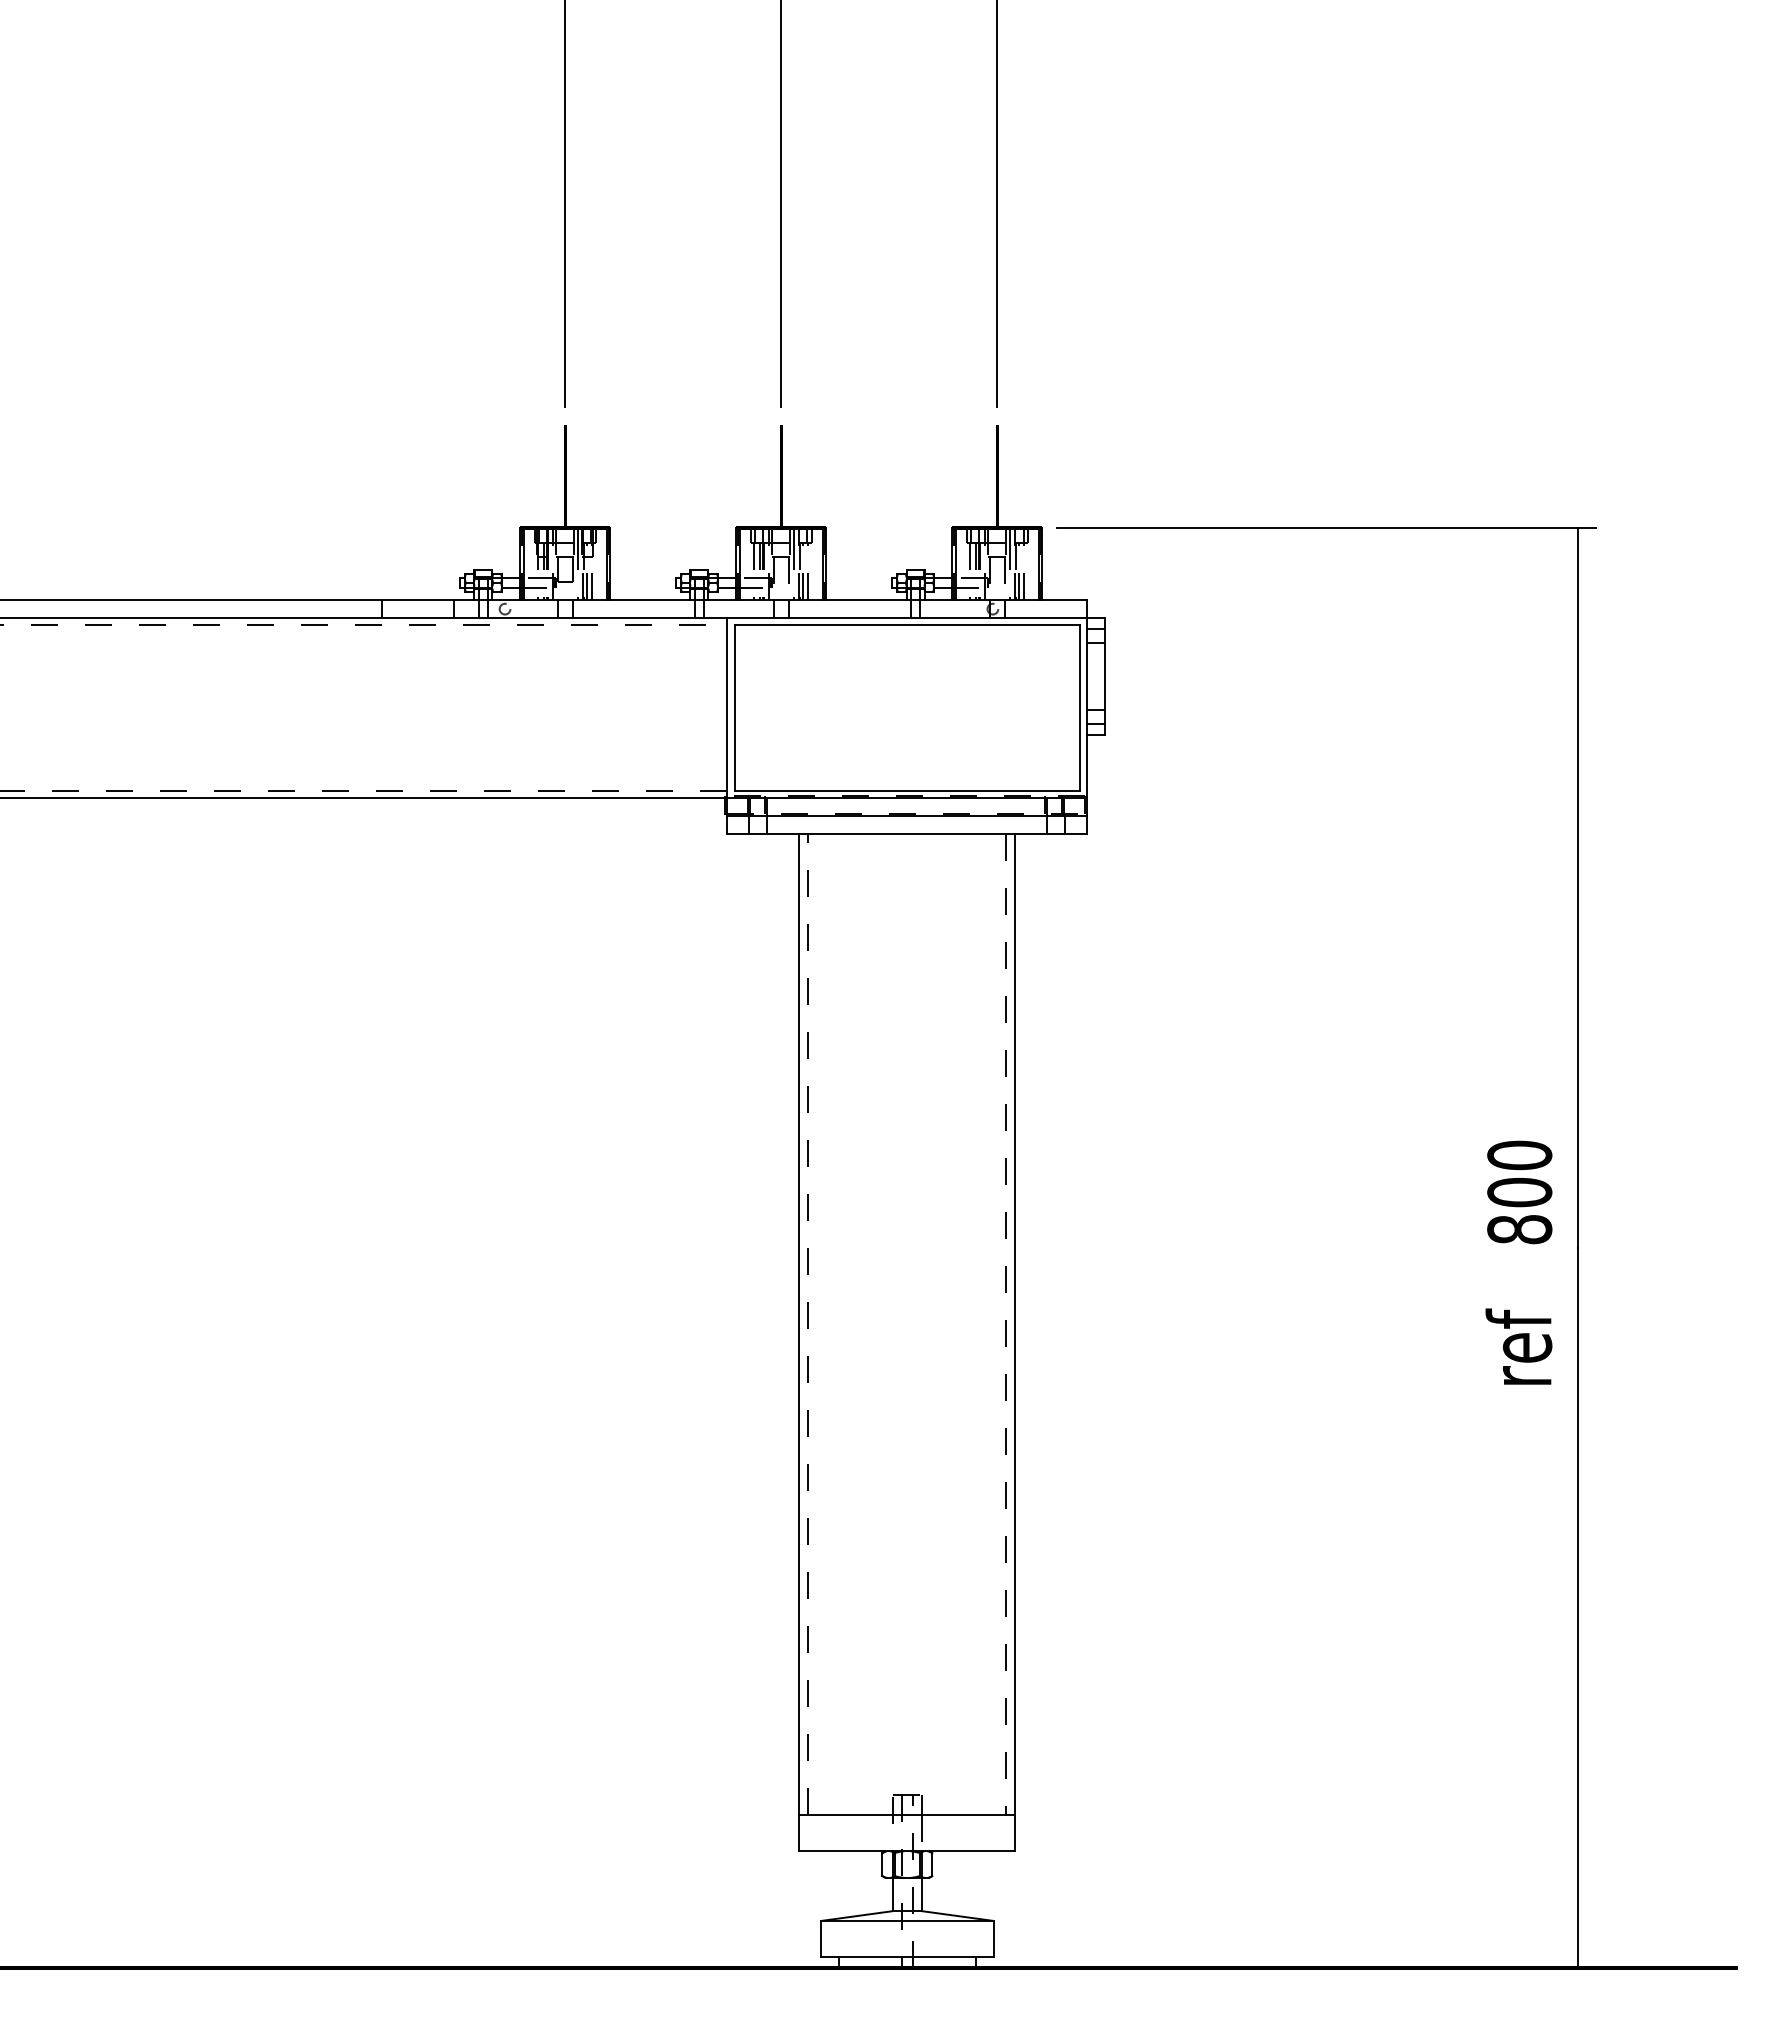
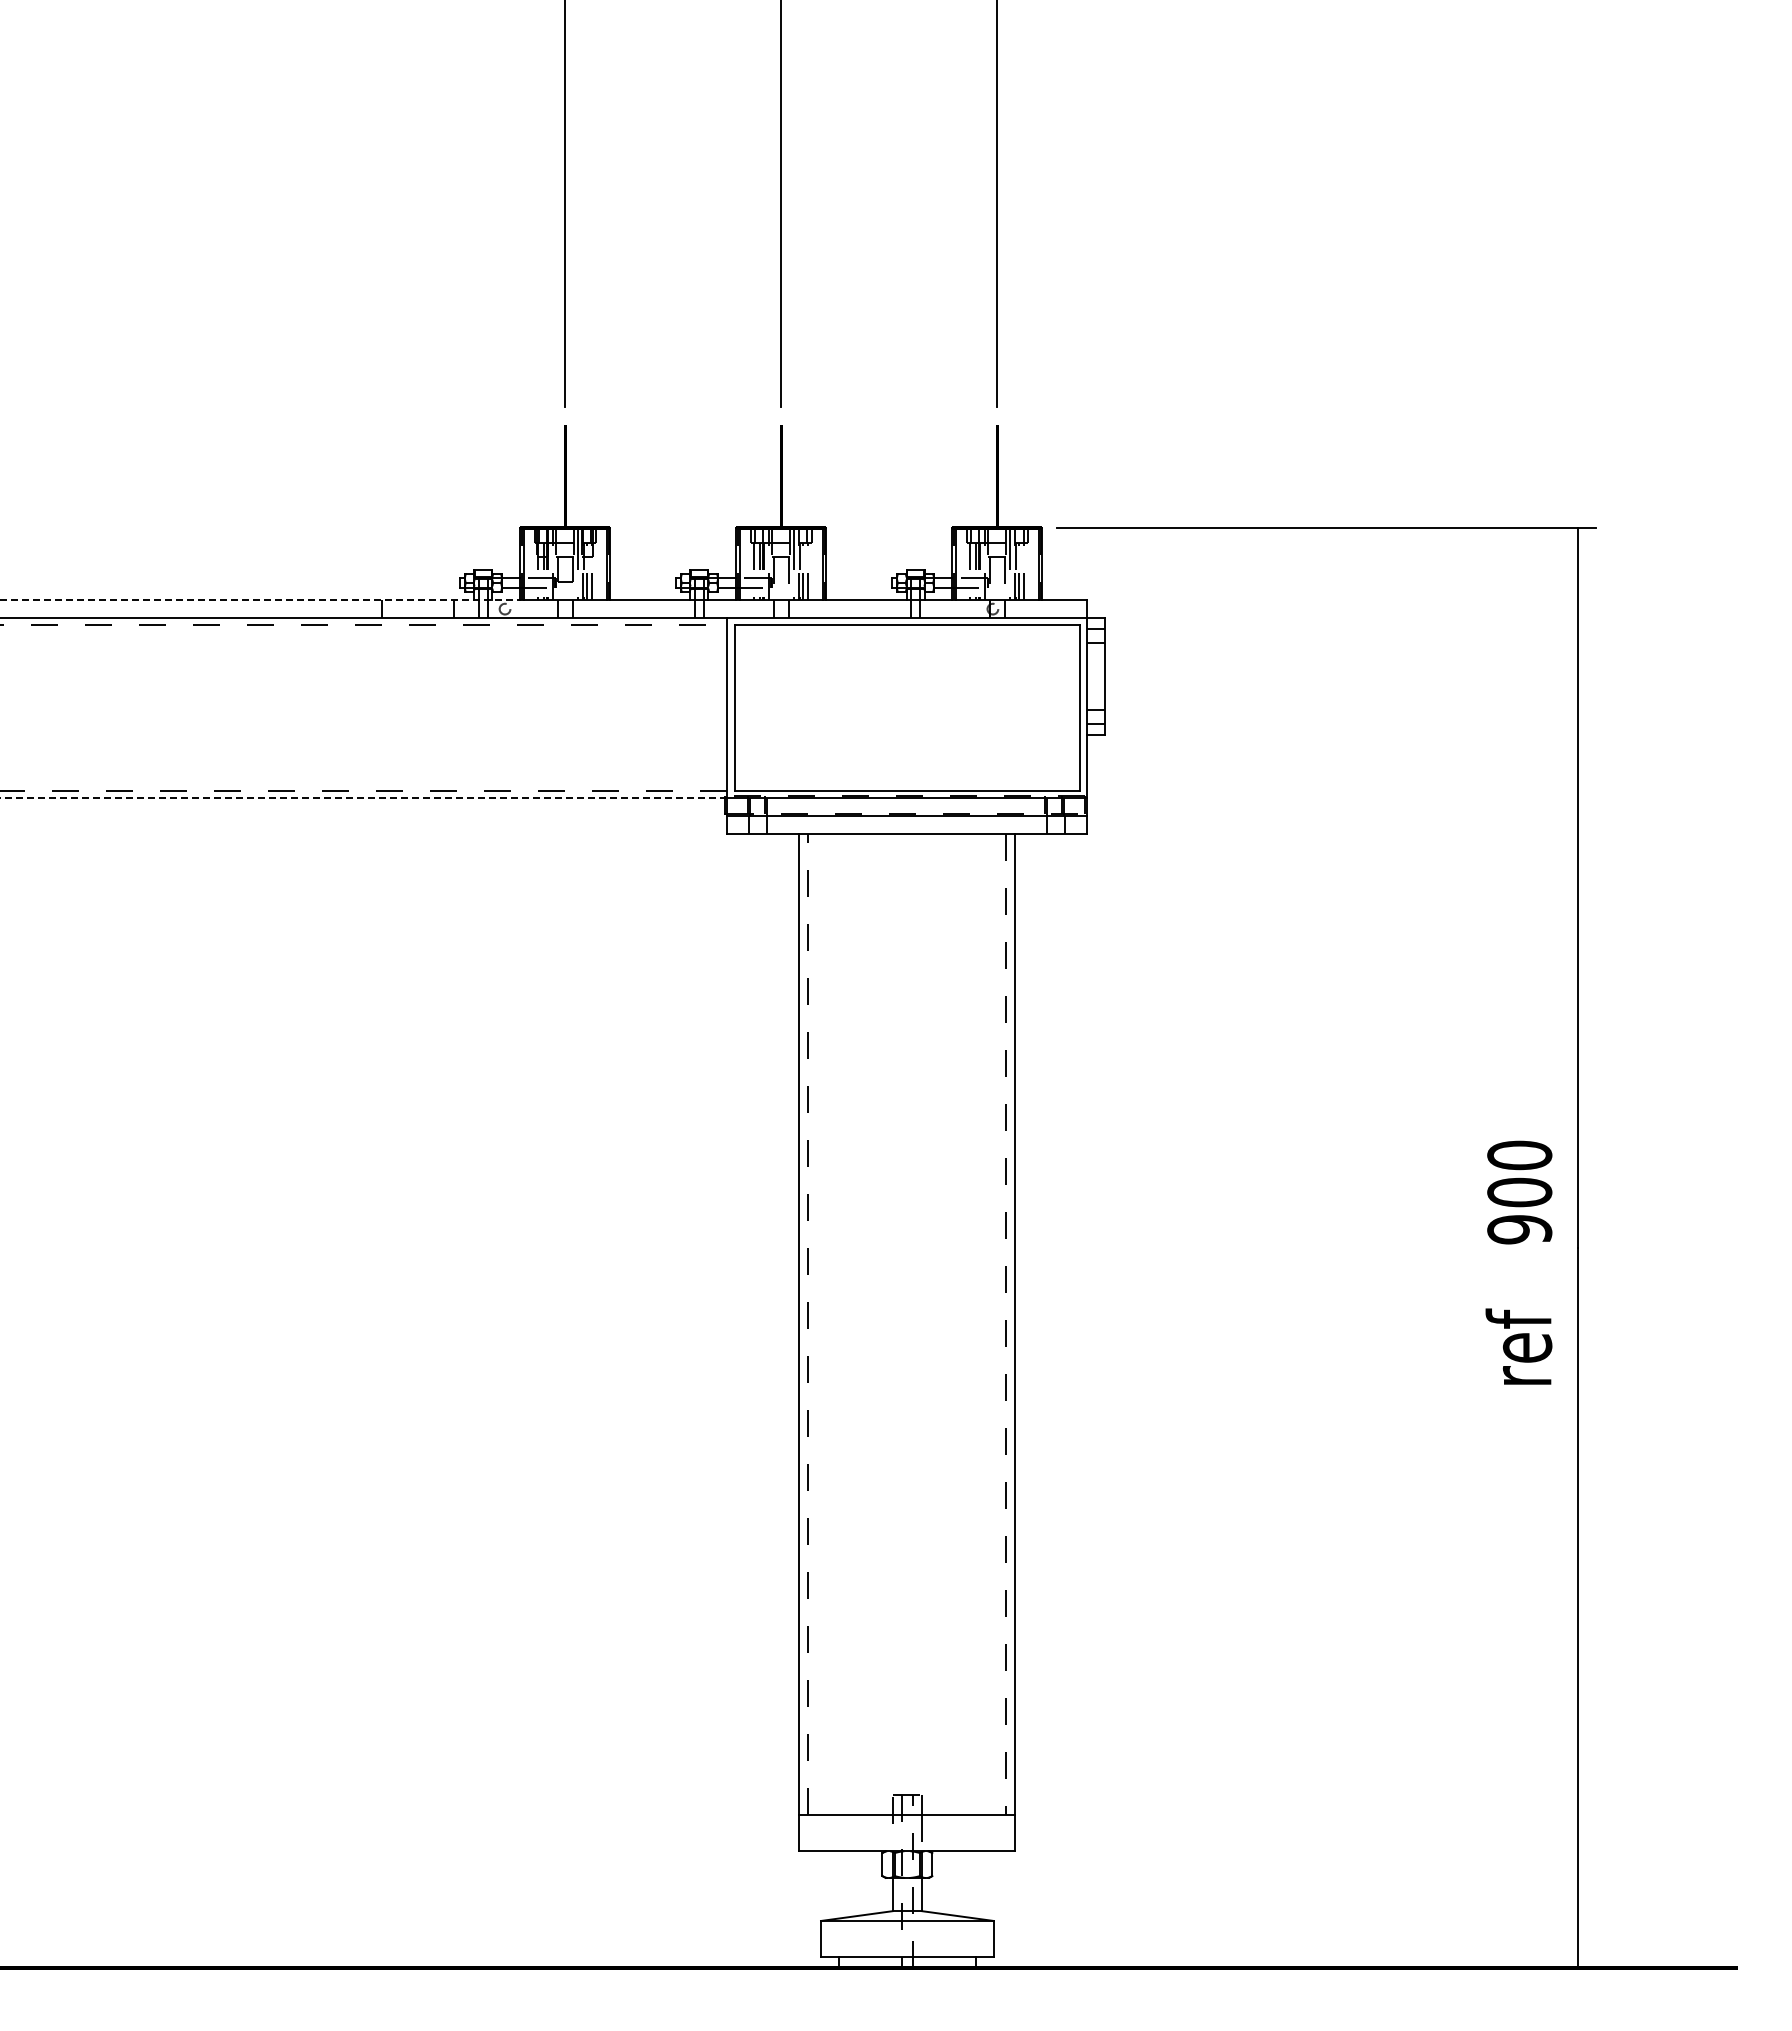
line: solid -> dashed (262, 600)
line: solid -> dashed (363, 798)
text: 800 -> 900 (1519, 1229)
